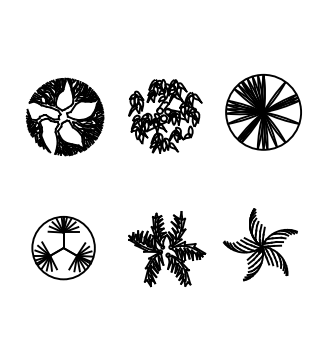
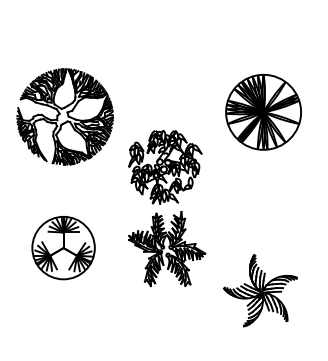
part size: 80x80 px -> 98x98 px (64, 116)
part position: (165, 116) -> (165, 167) (165, 167)
part position: (259, 244) -> (259, 290) (259, 290)
